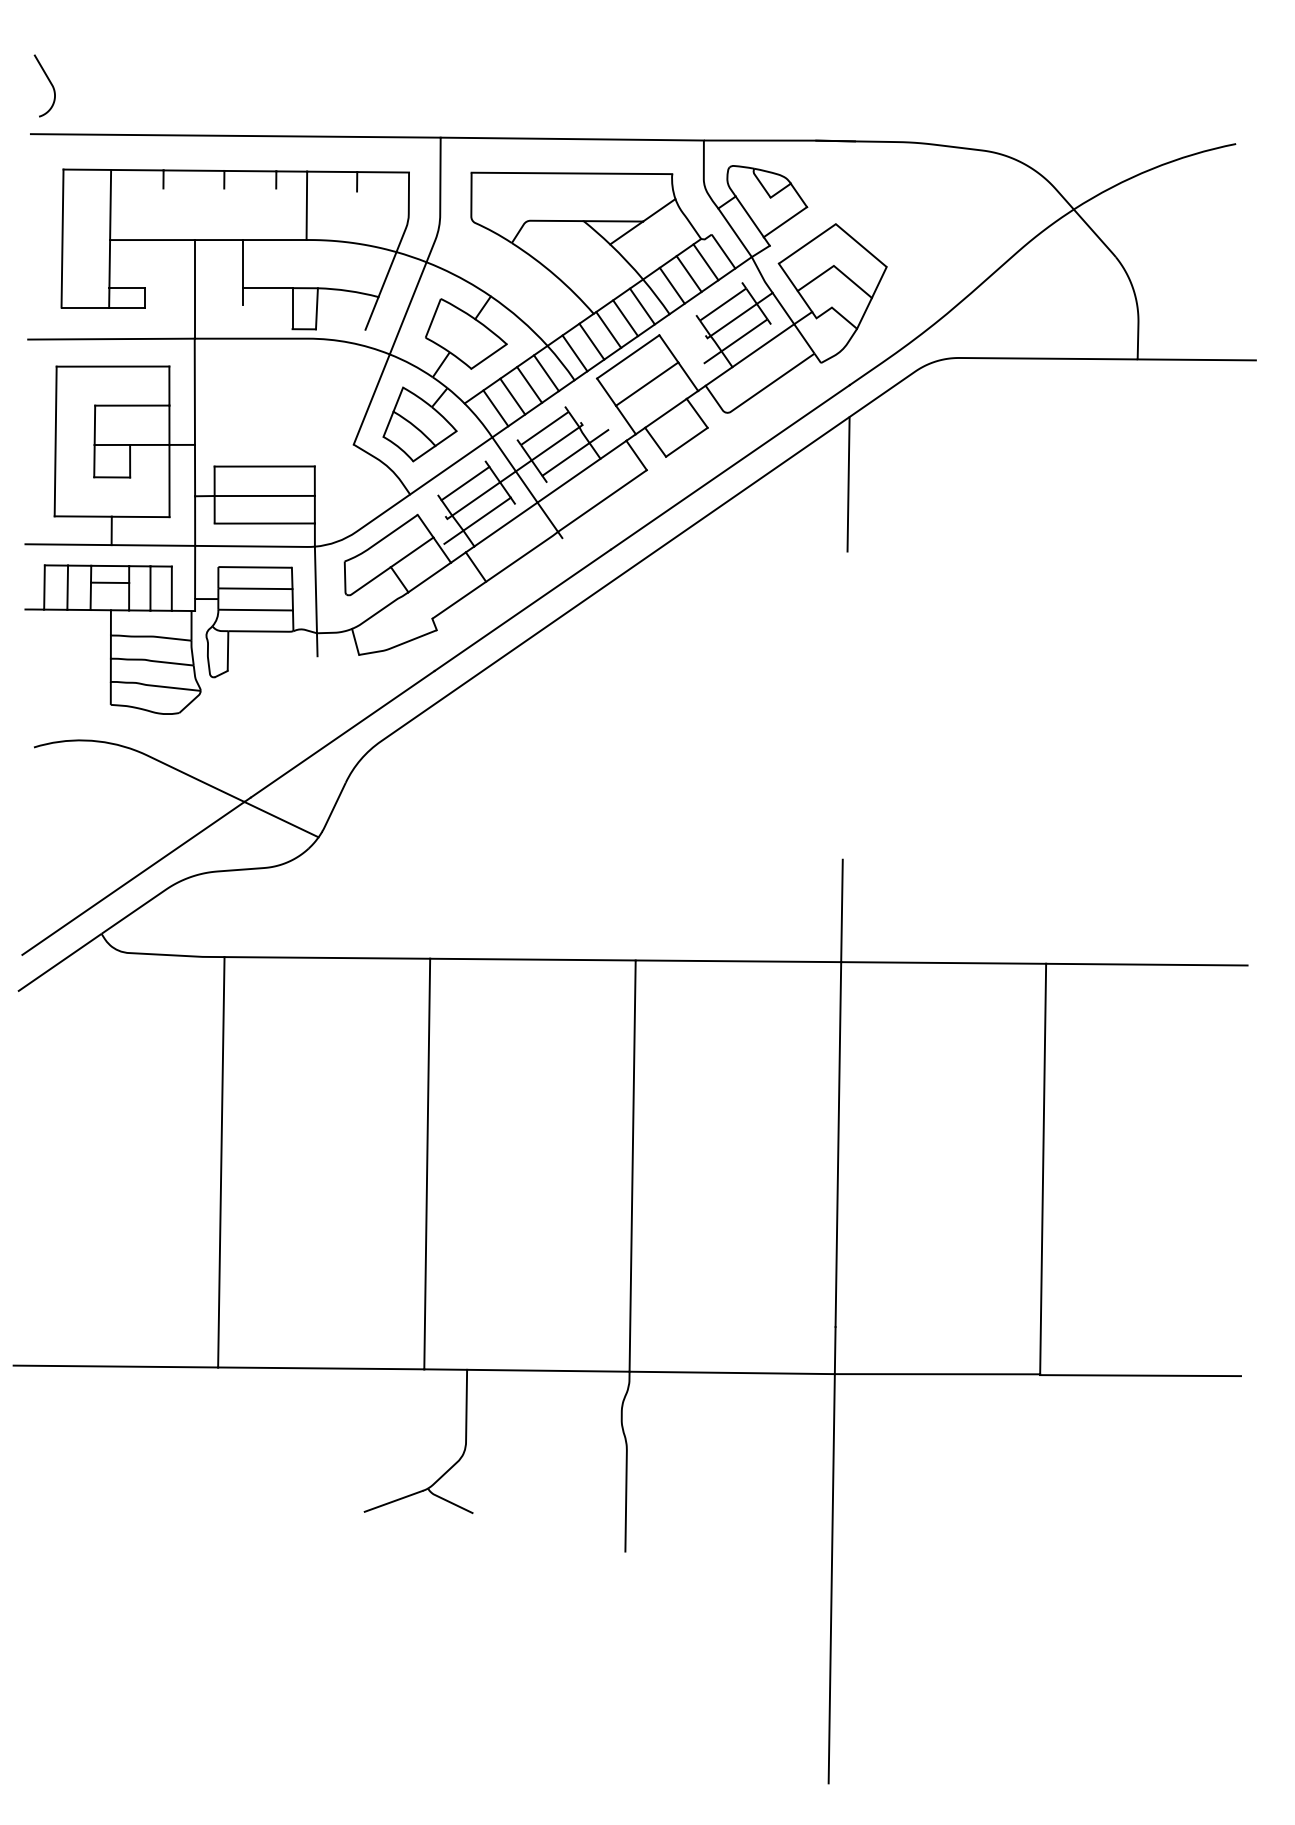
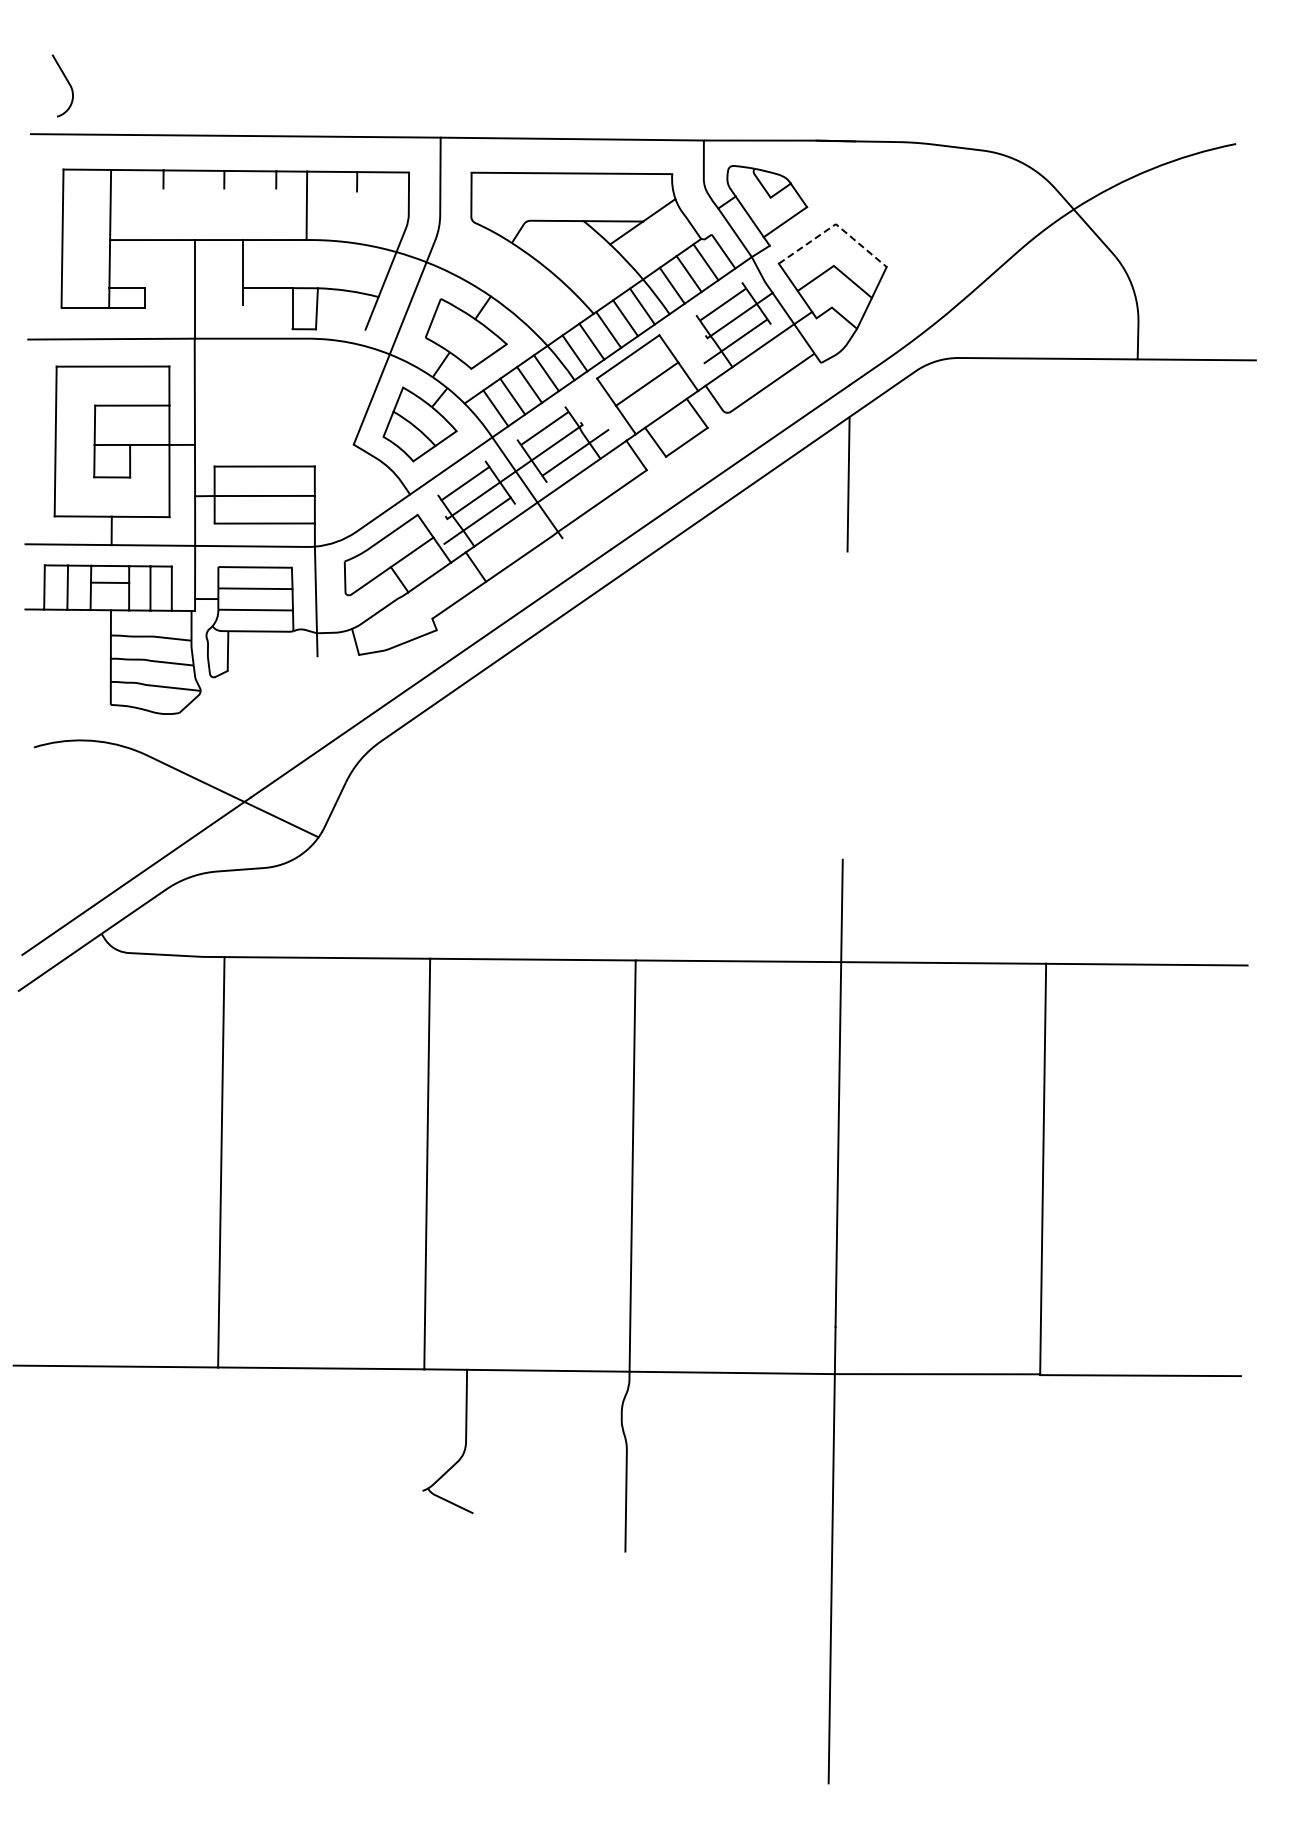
curve position: (49, 82) -> (67, 82) (67, 82)
line: solid -> dashed (835, 224)
line: present -> none (393, 1500)
